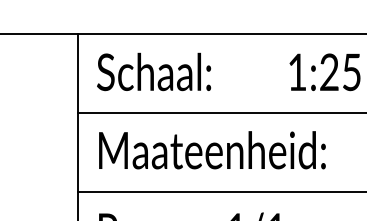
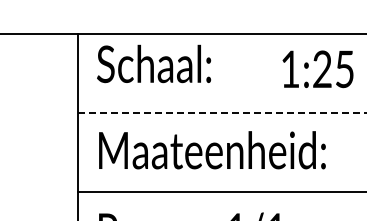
text position: (154, 71) -> (154, 63) (154, 63)
text position: (324, 72) -> (317, 69) (317, 69)
line: solid -> dashed (222, 113)
